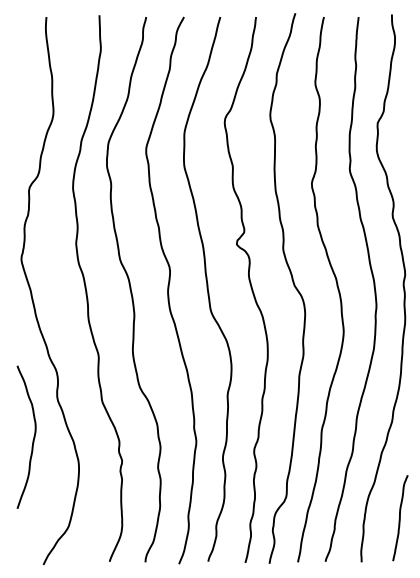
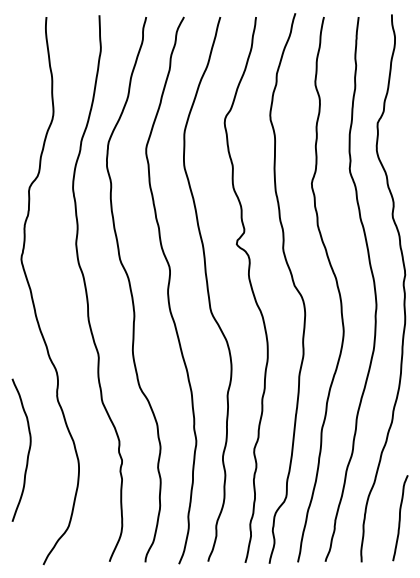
curve position: (33, 436) -> (28, 449) (28, 449)
